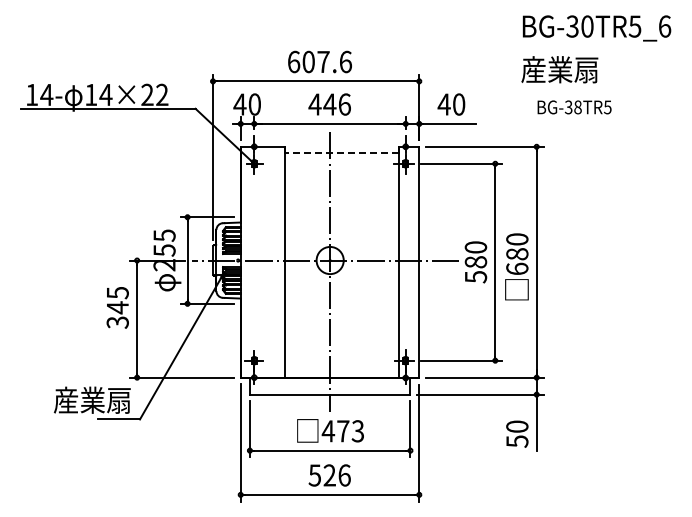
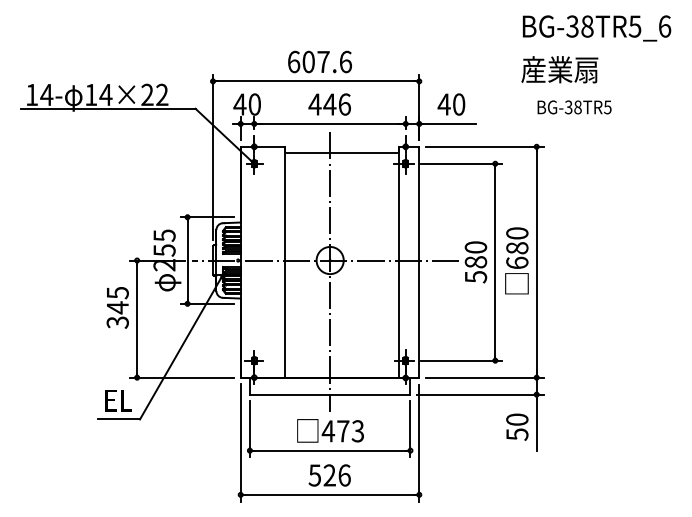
text: BG-30TR5_6 -> BG-38TR5_6 (587, 26)
line: dashed -> solid (341, 153)
text position: (516, 266) -> (516, 260) (516, 260)
text: 産業扇 -> EL (92, 399)
text position: (517, 433) -> (517, 426) (517, 426)
